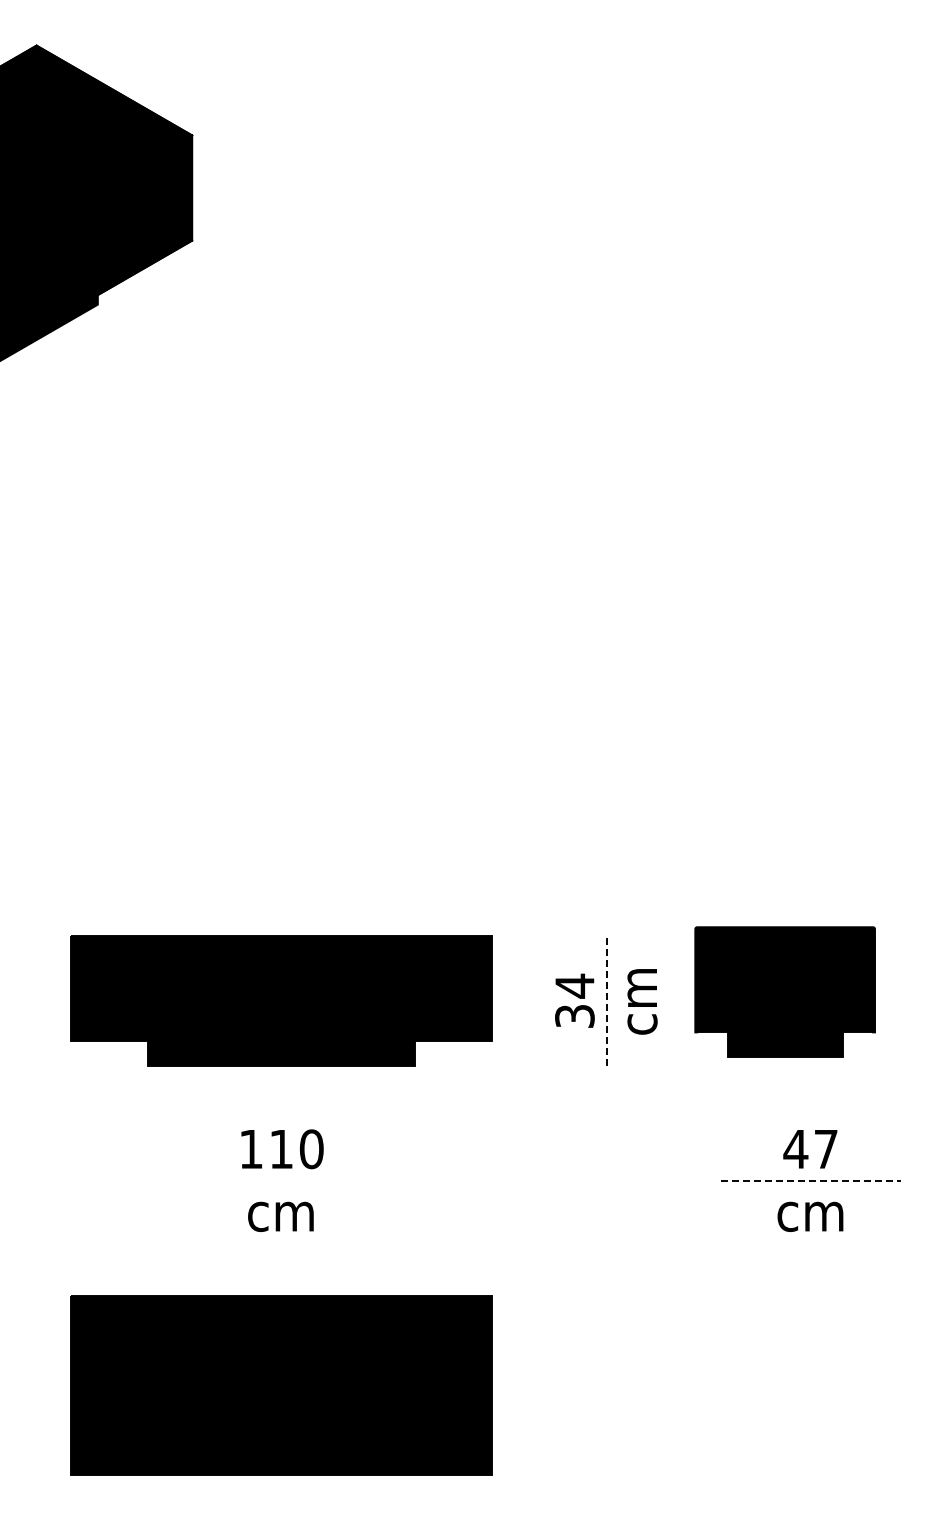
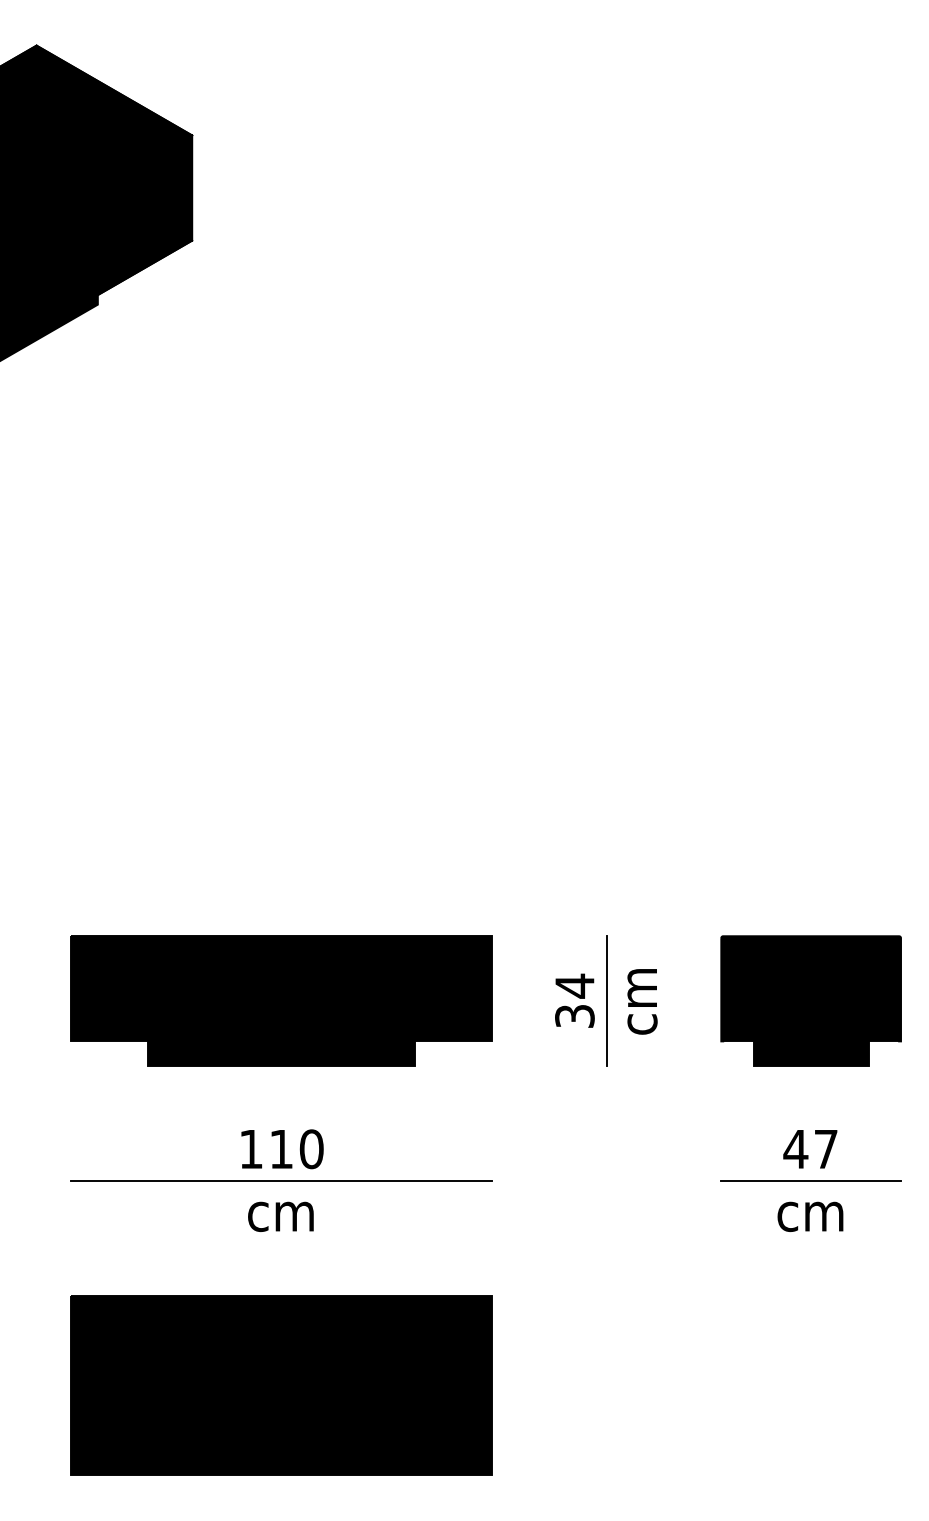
part position: (784, 991) -> (810, 1000) (810, 1000)
line: dashed -> solid (606, 1000)
line: none -> present (281, 1180)
line: dashed -> solid (811, 1180)
